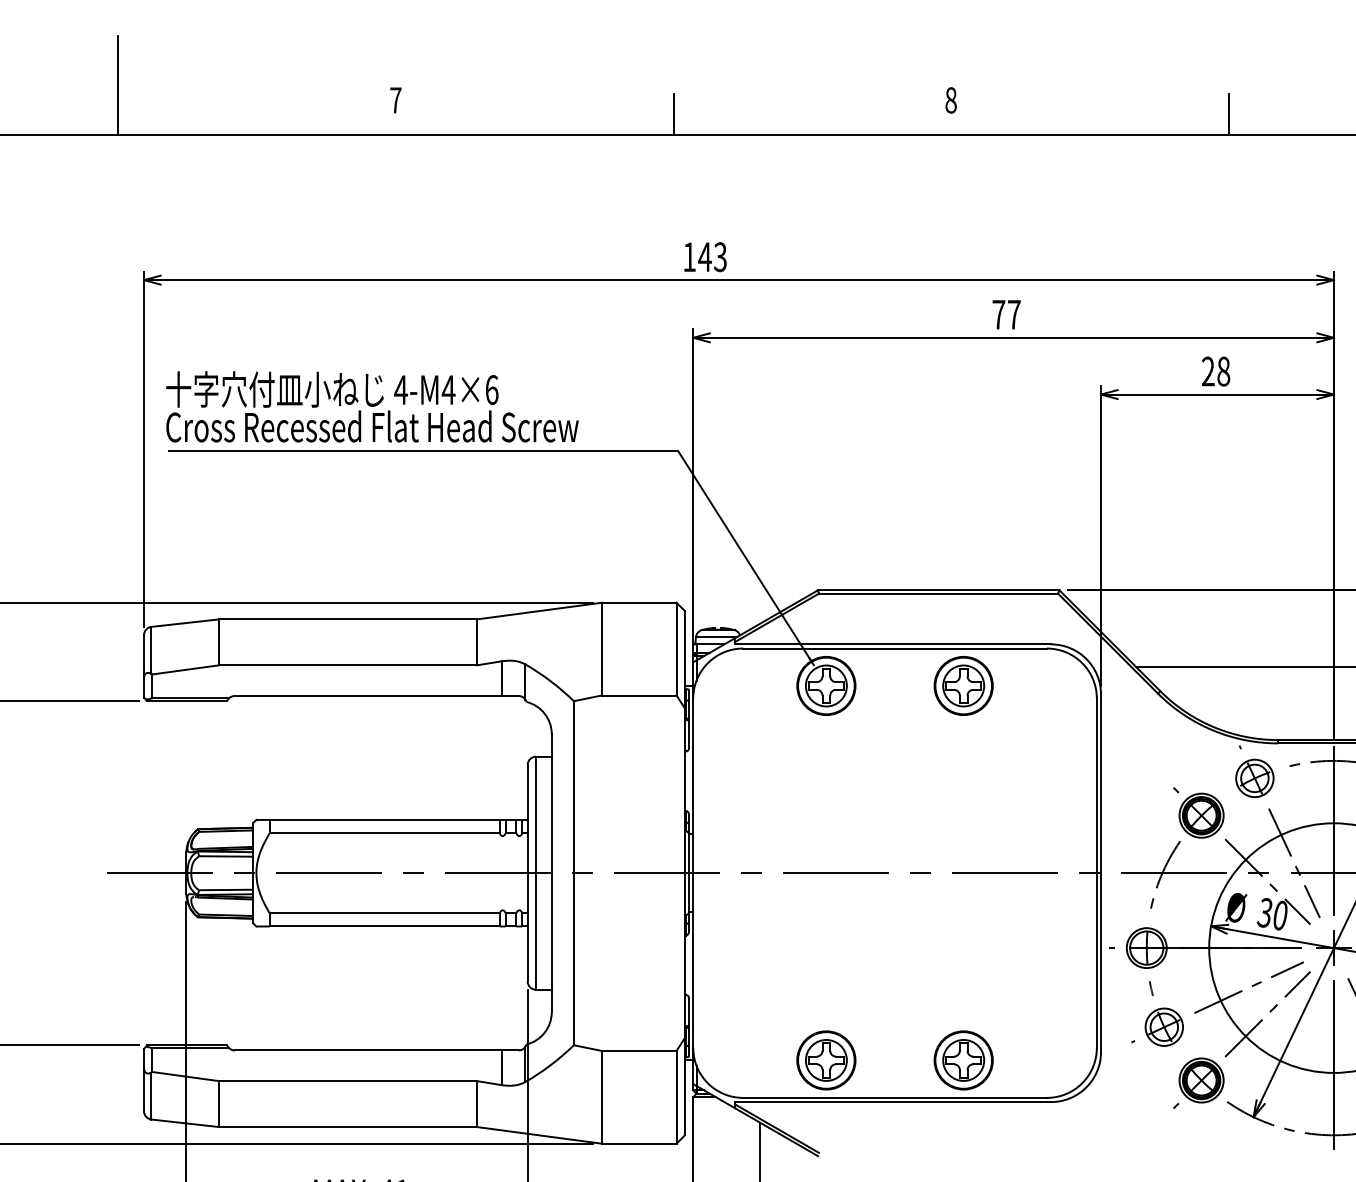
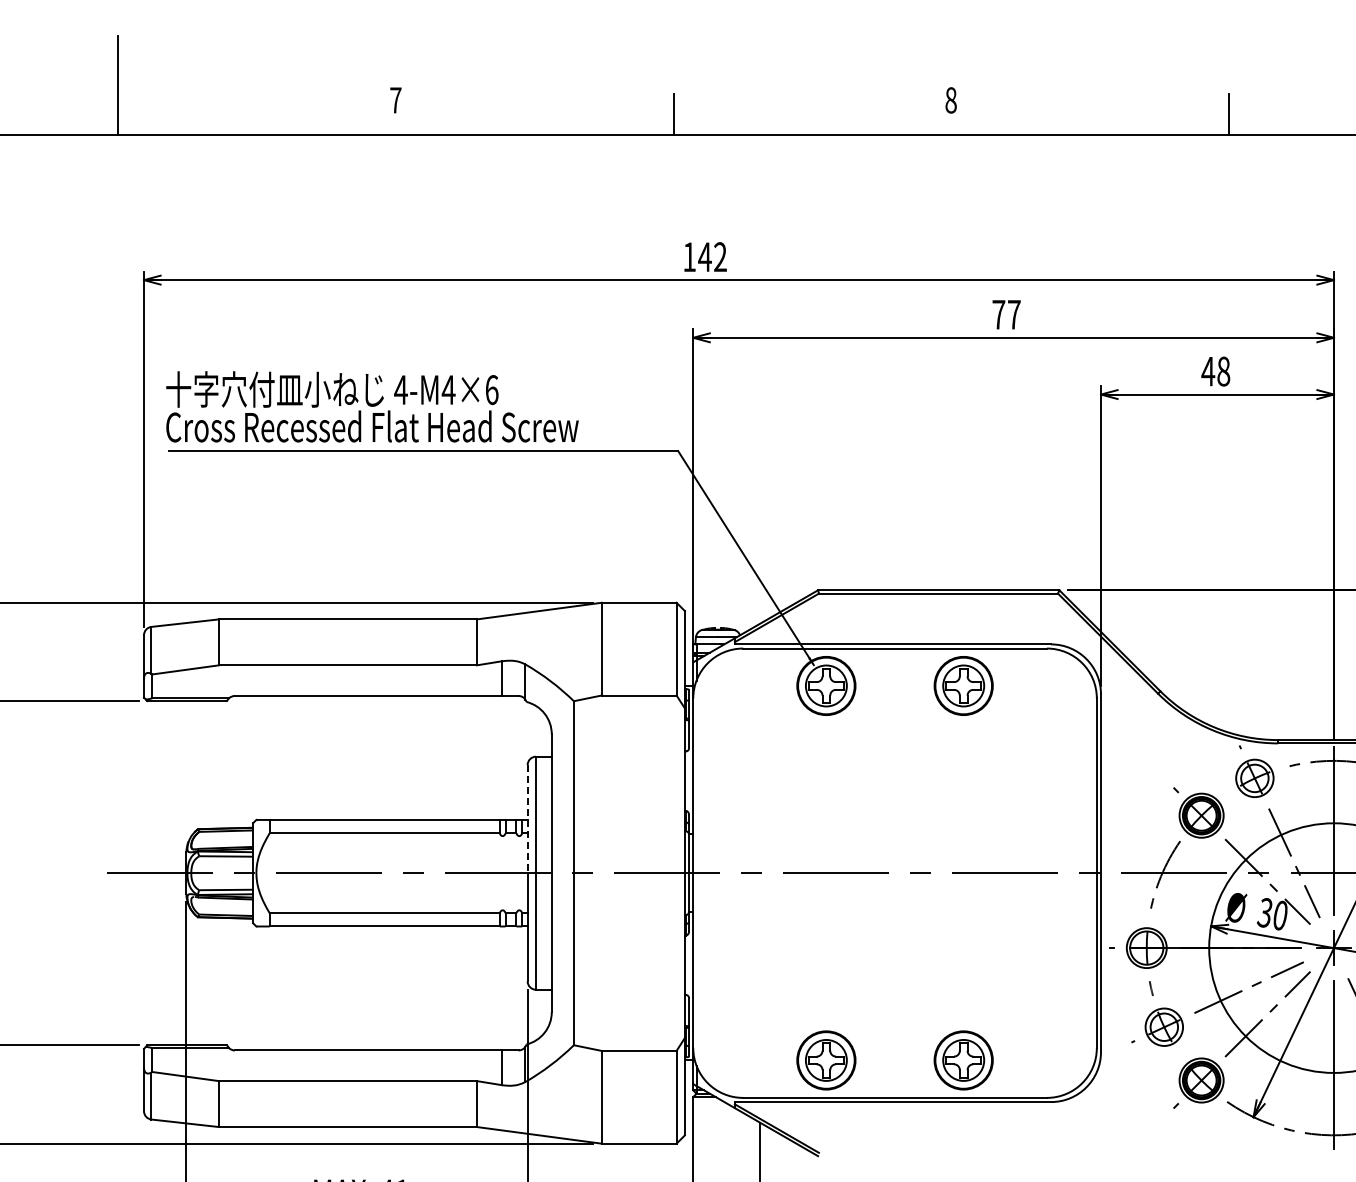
text: 143 -> 142 (719, 257)
text: 28 -> 48 (1208, 371)
line: present -> none (1244, 667)
line: solid -> dashed (527, 819)
